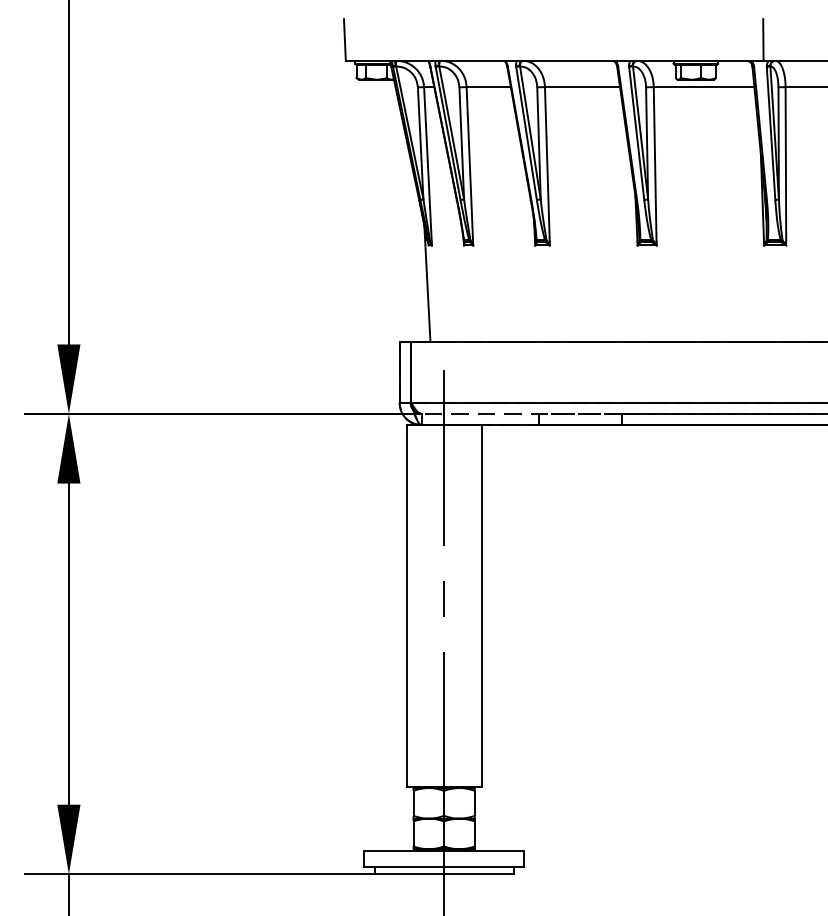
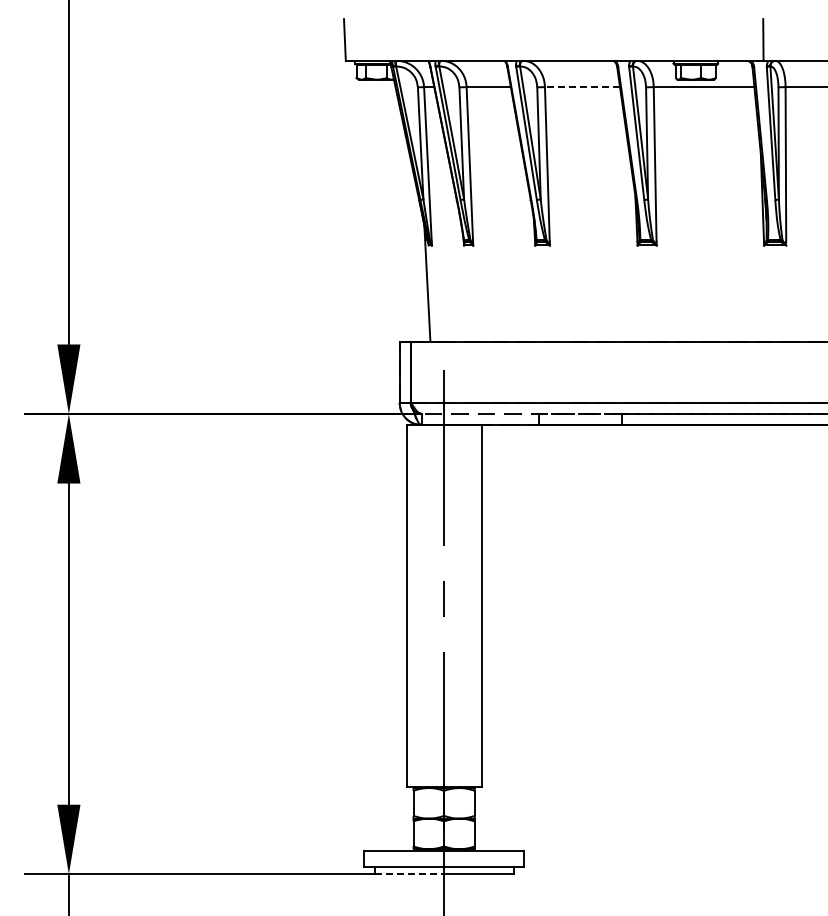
line: solid -> dashed (581, 87)
line: solid -> dashed (409, 874)
